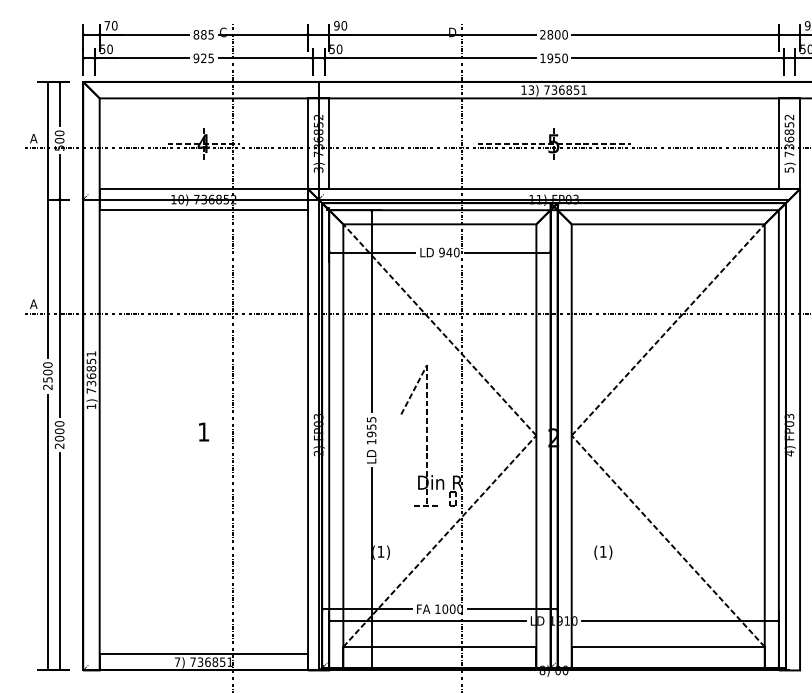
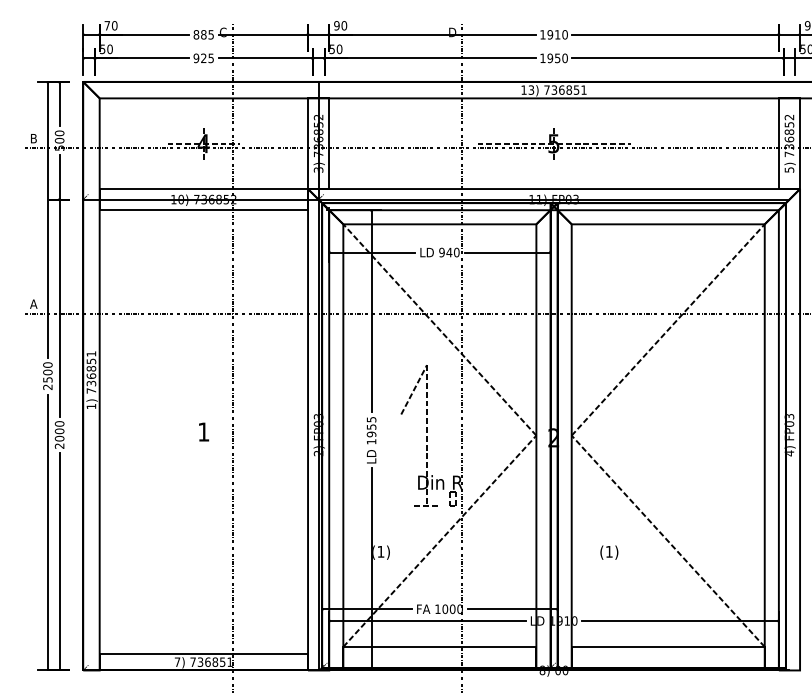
text: 2800 -> 1910 (550, 34)
text: A -> B (33, 138)
text position: (603, 552) -> (609, 552) (609, 552)
